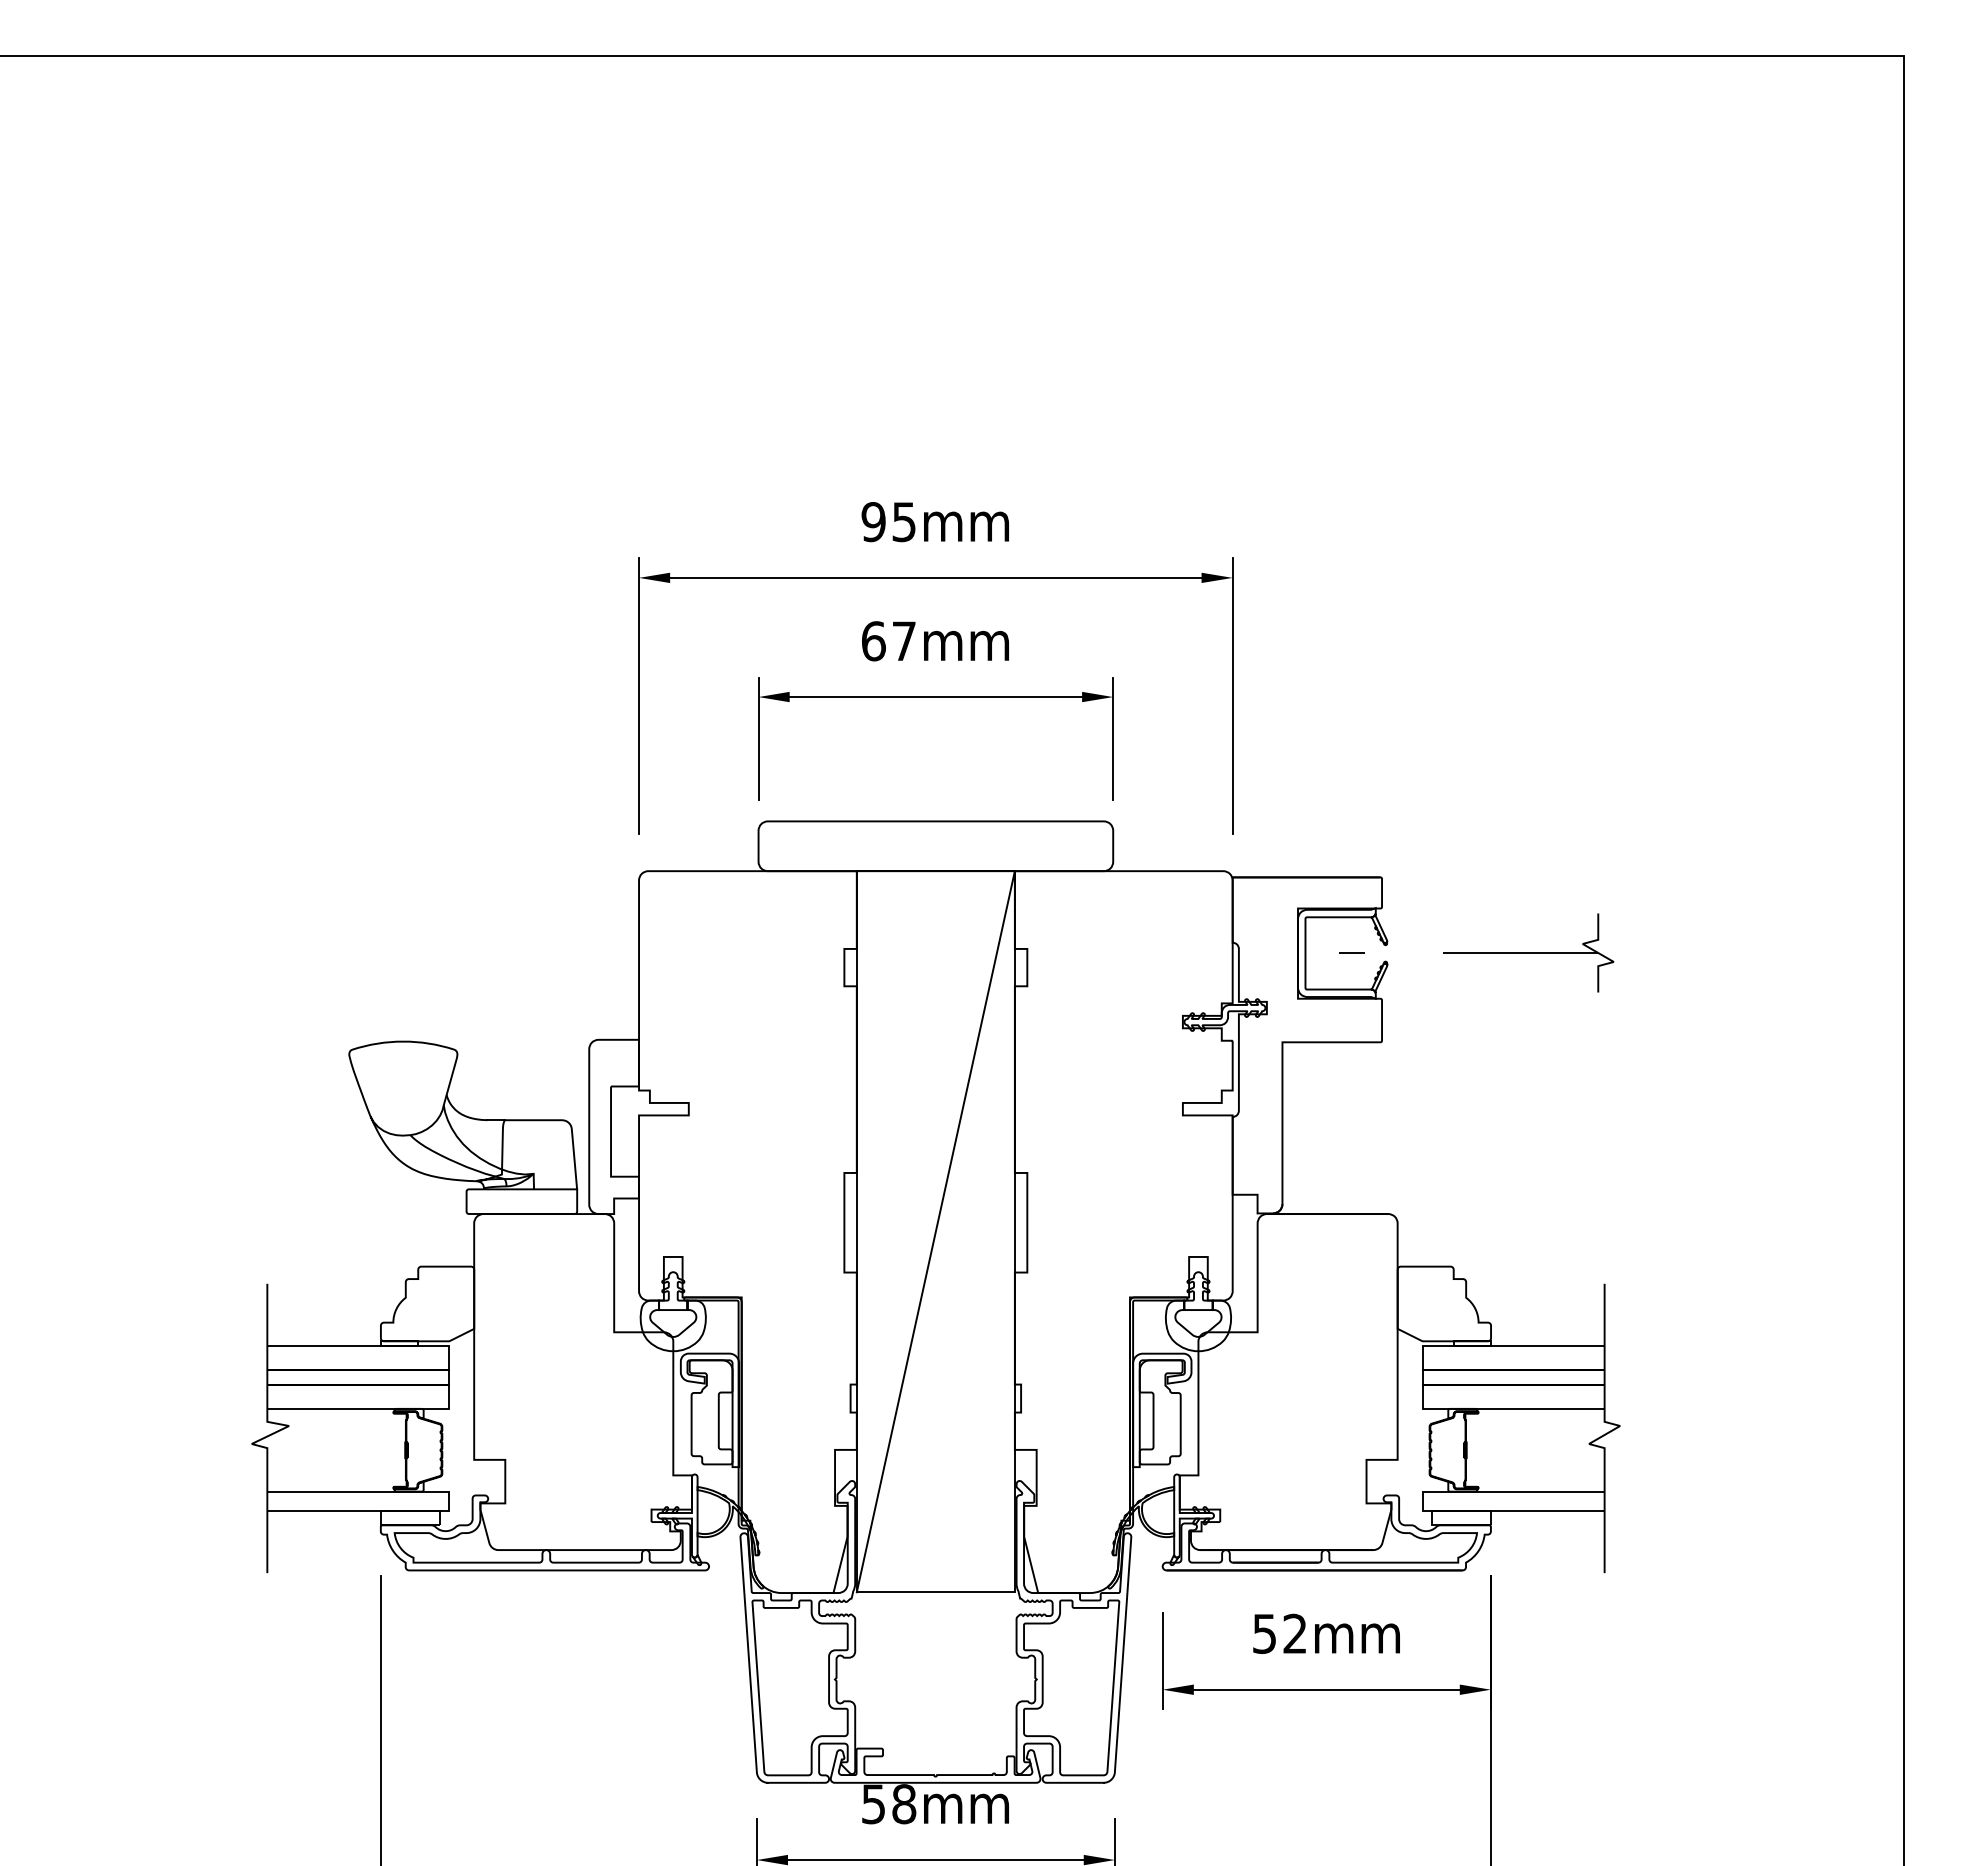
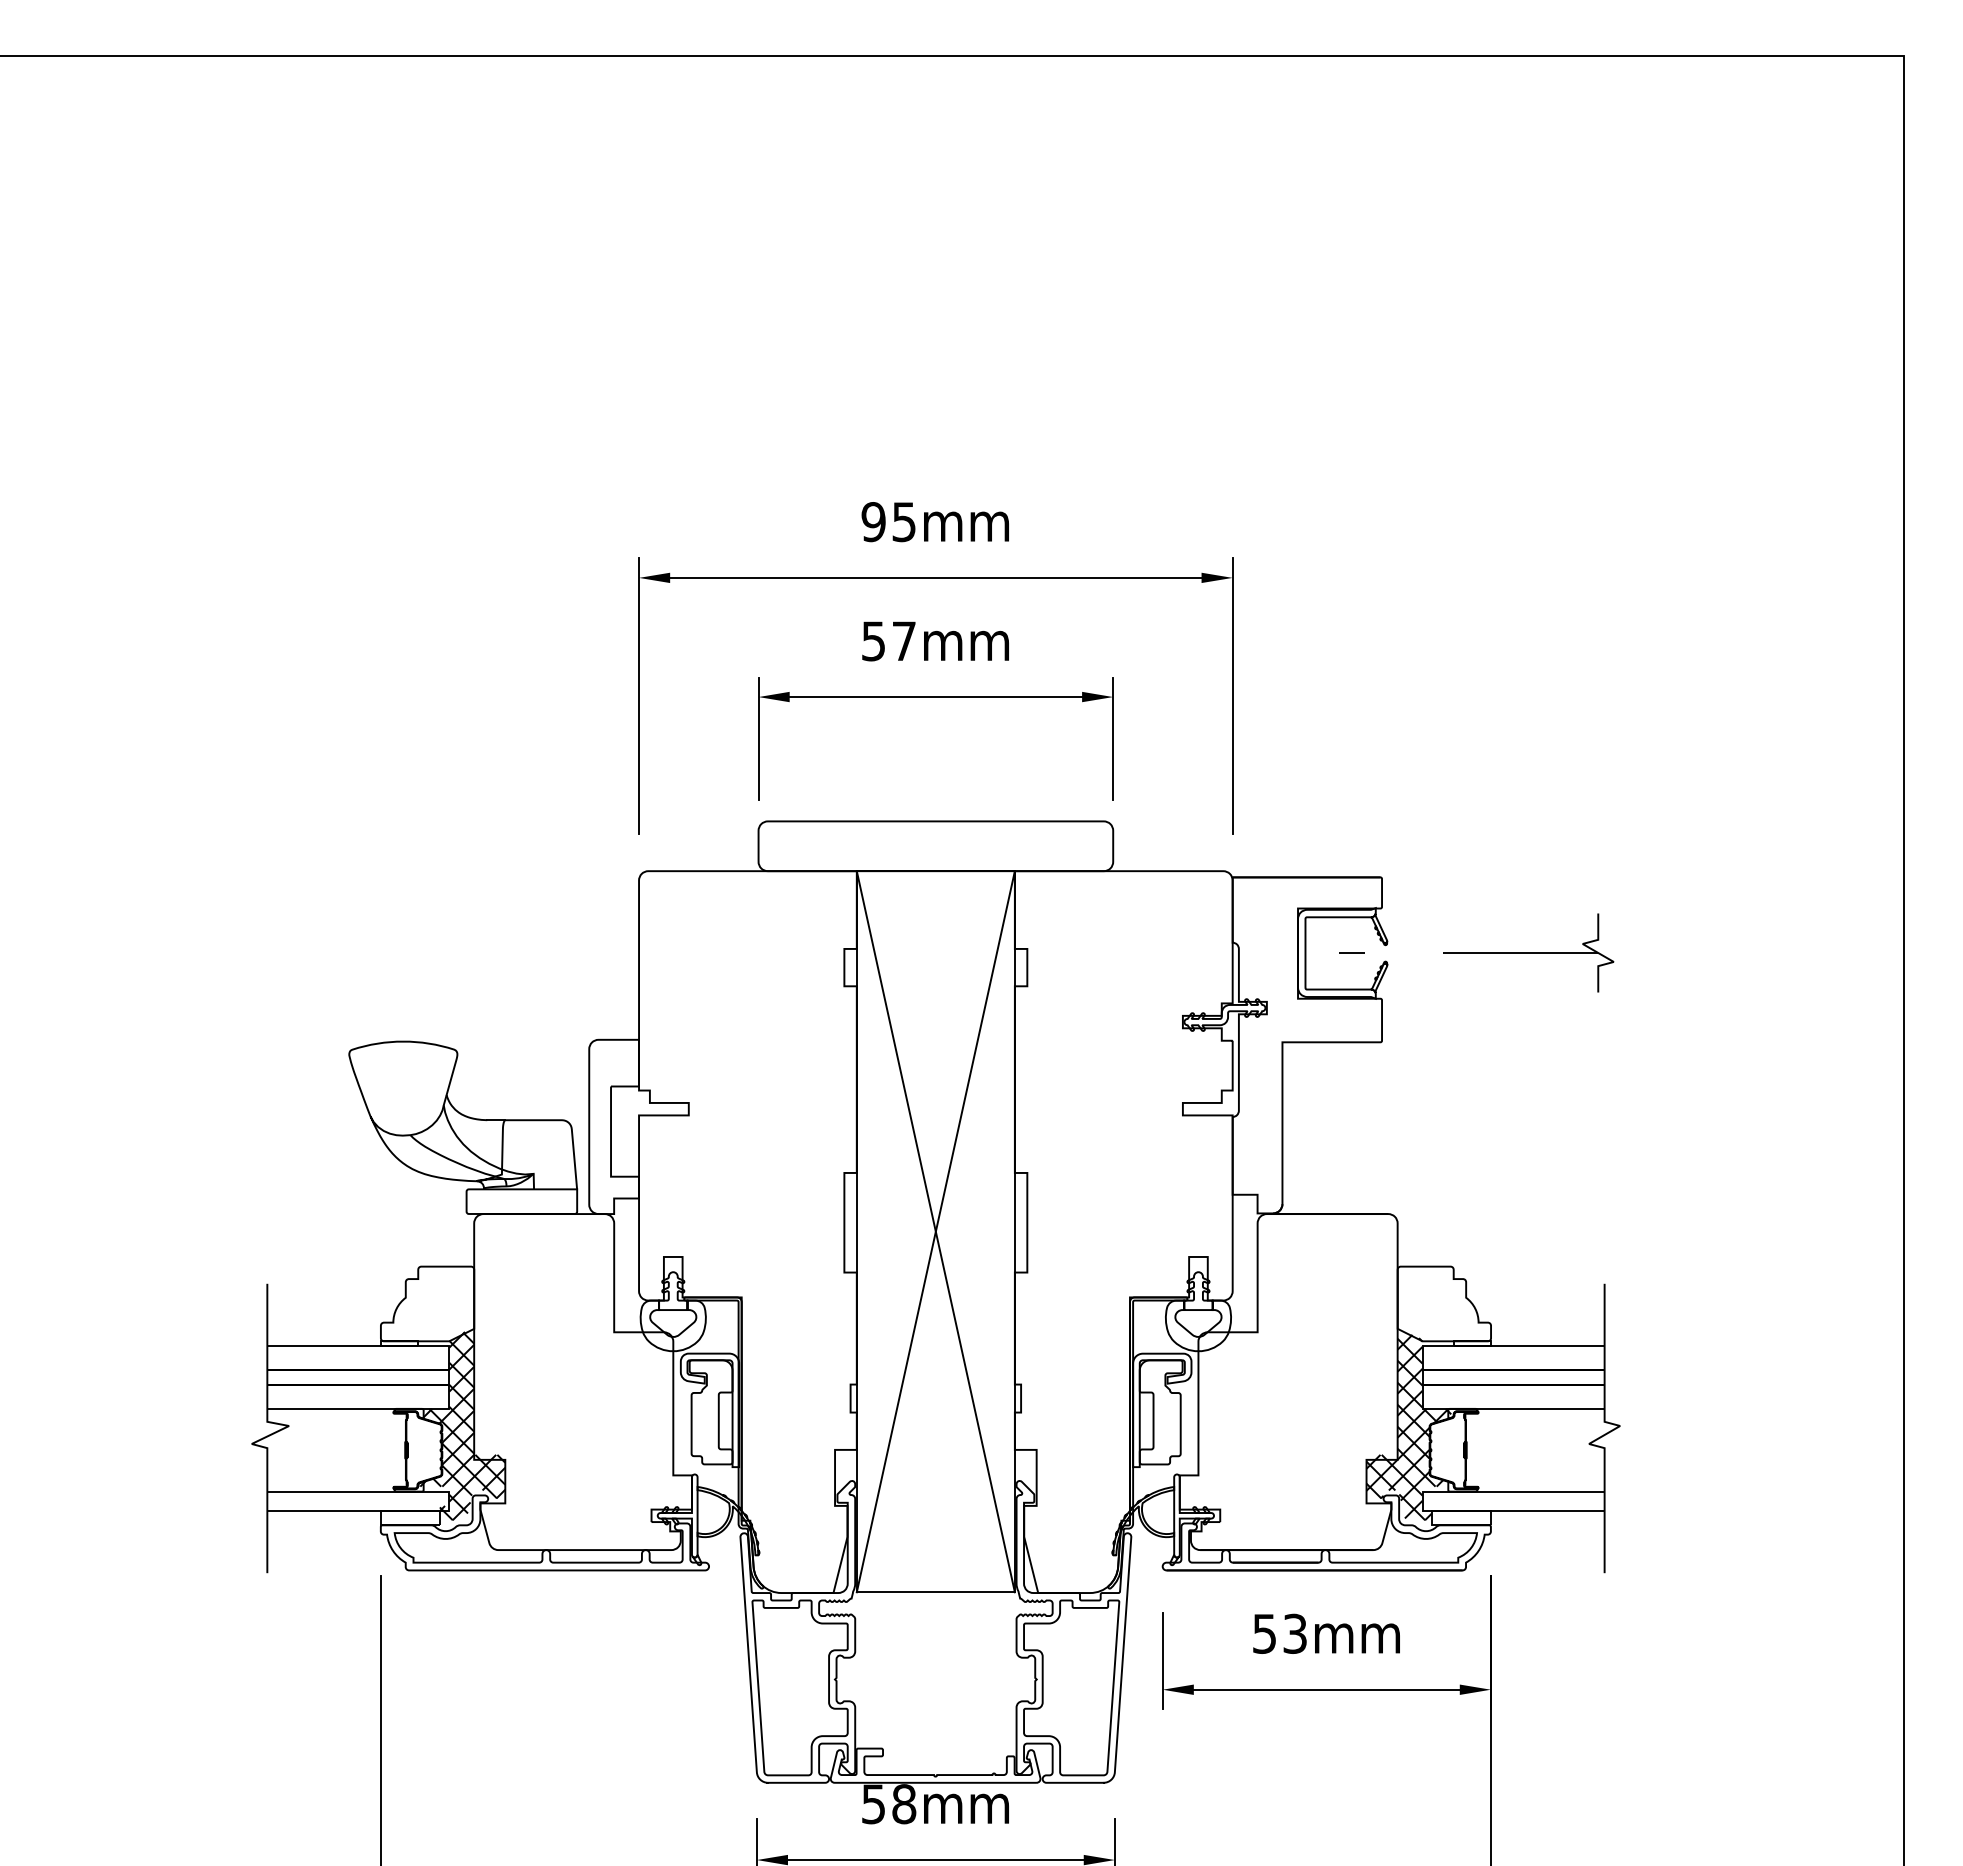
text: 67mm -> 57mm (873, 641)
line: none -> present (935, 1231)
hatch: none -> present (1408, 1423)
hatch: none -> present (461, 1425)
text: 52mm -> 53mm (1294, 1633)
